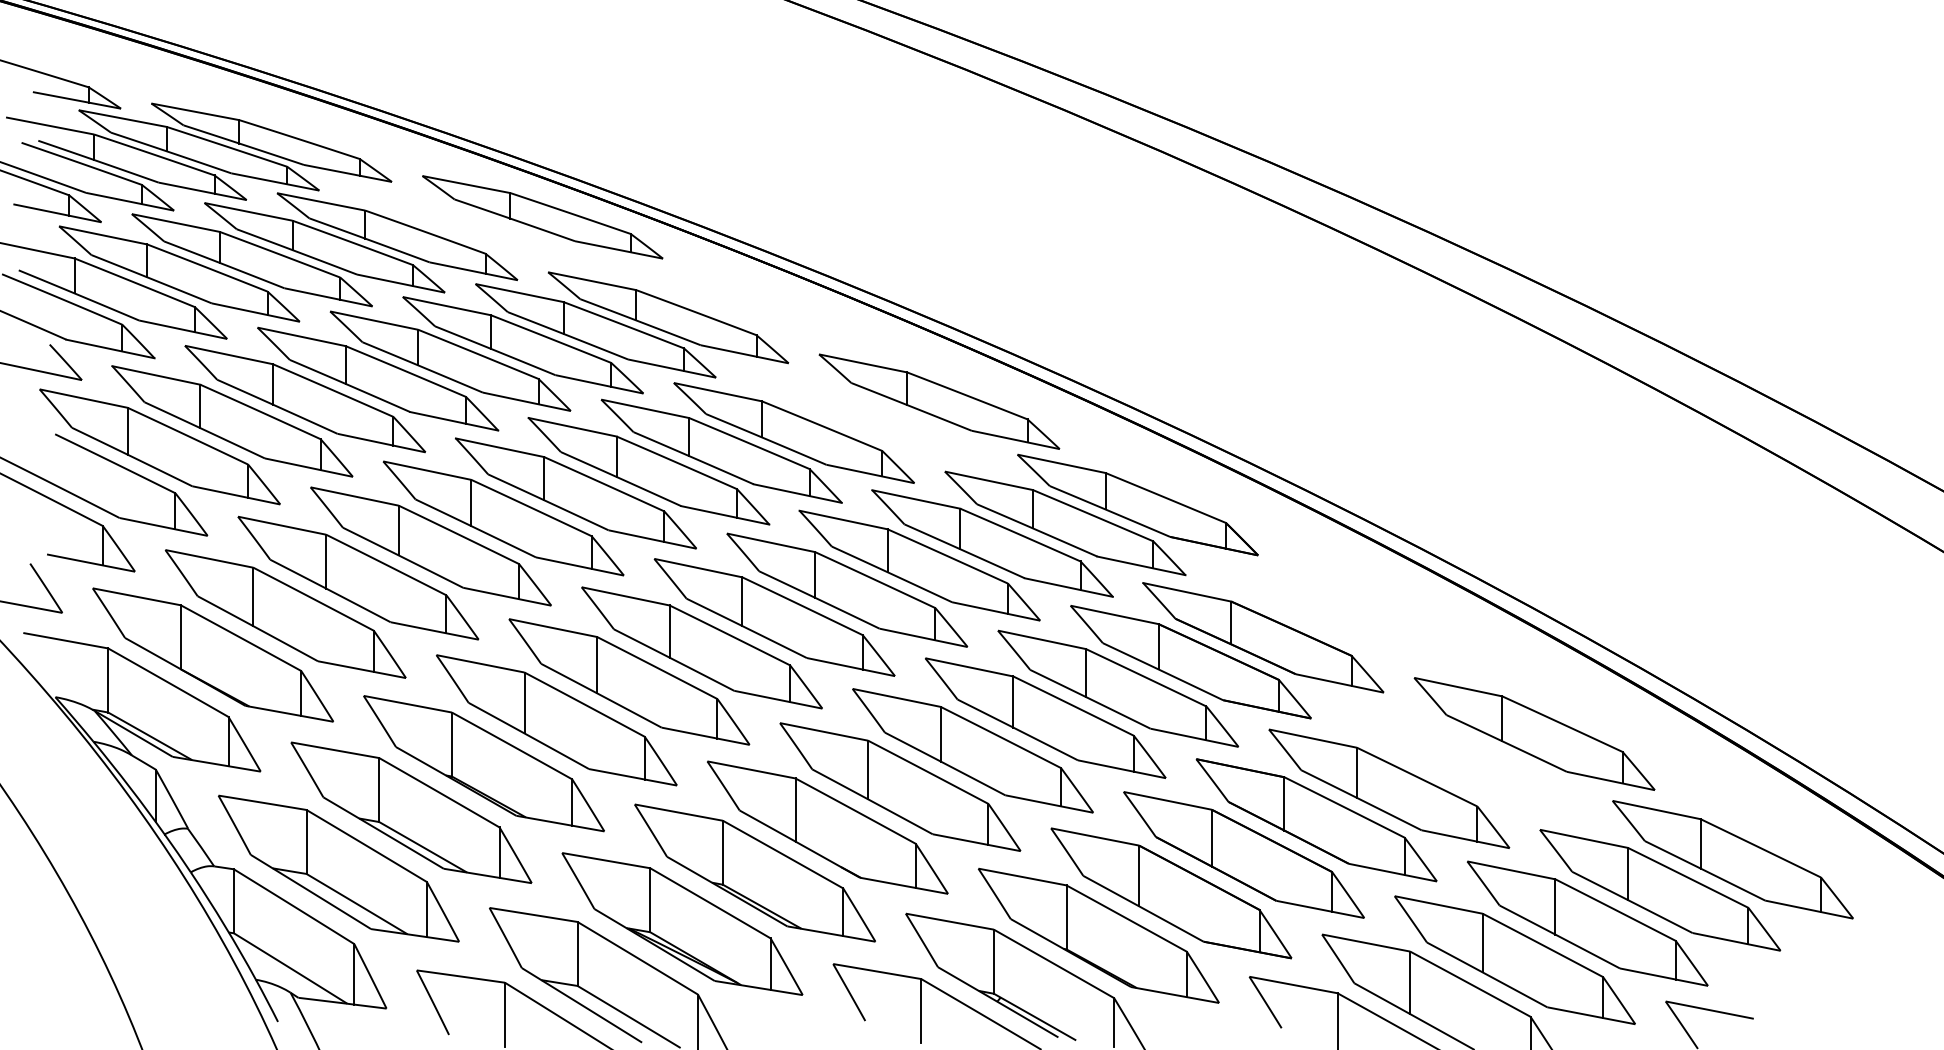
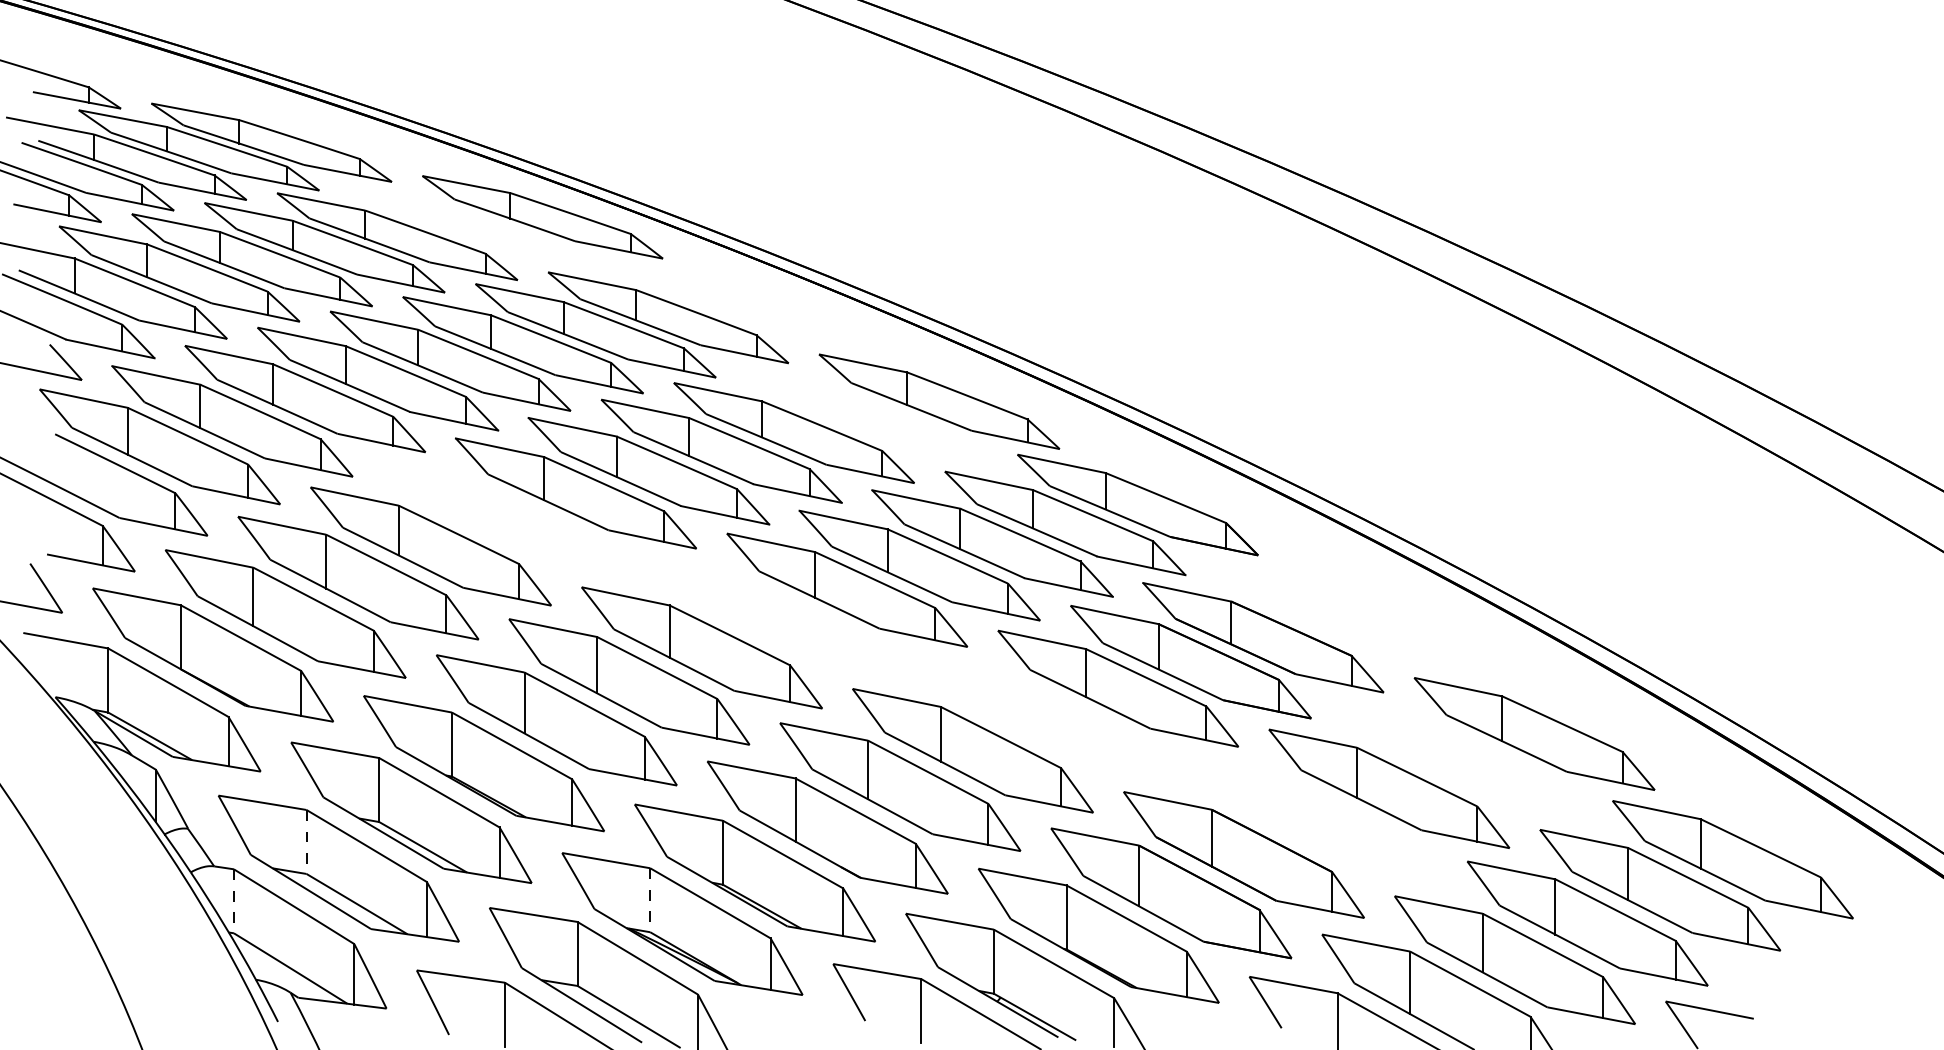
part: present -> none (503, 518)
part: present -> none (774, 617)
part: present -> none (1045, 717)
part: present -> none (1316, 820)
line: solid -> dashed (306, 841)
line: solid -> dashed (650, 900)
line: solid -> dashed (233, 901)
